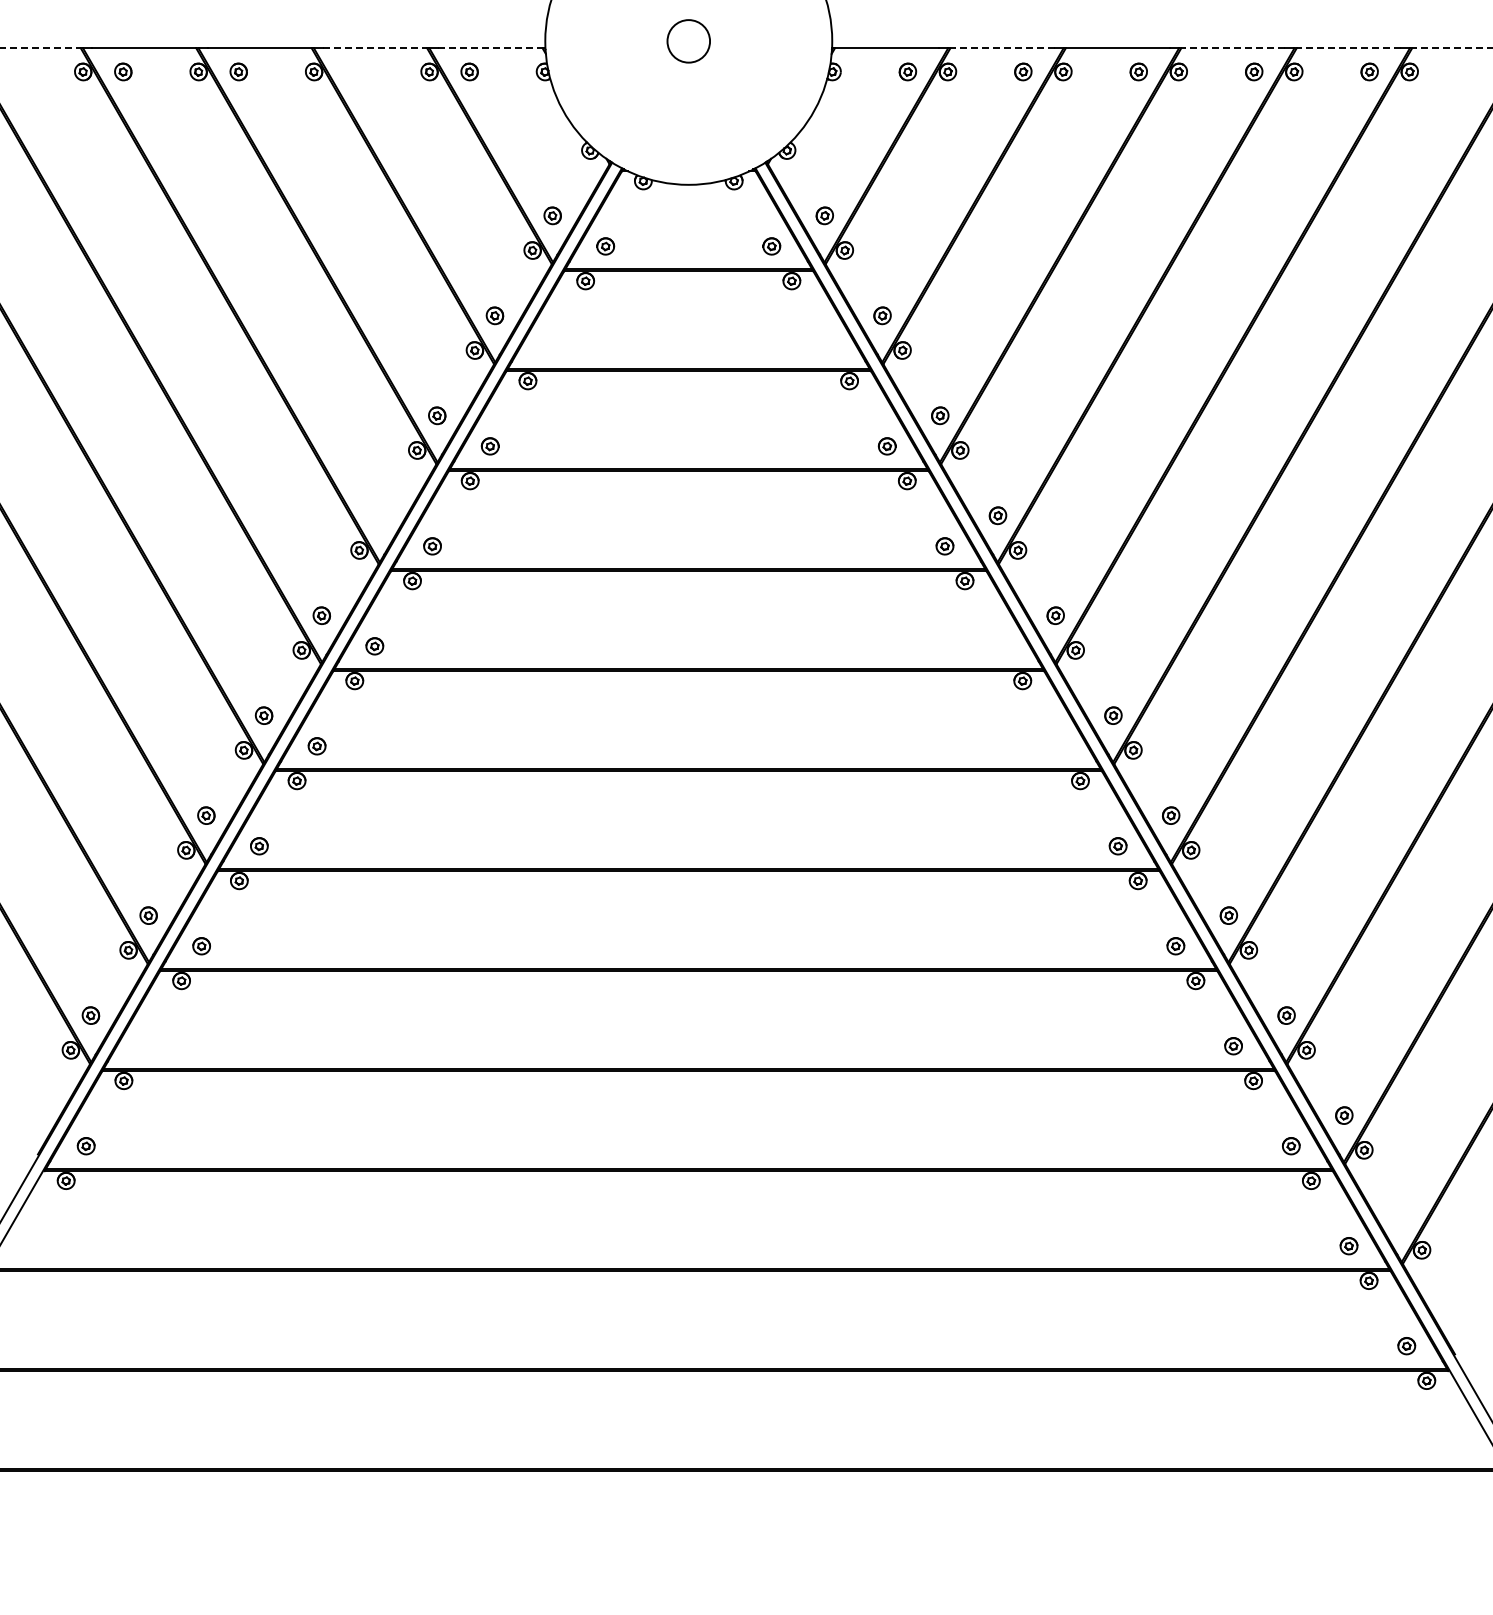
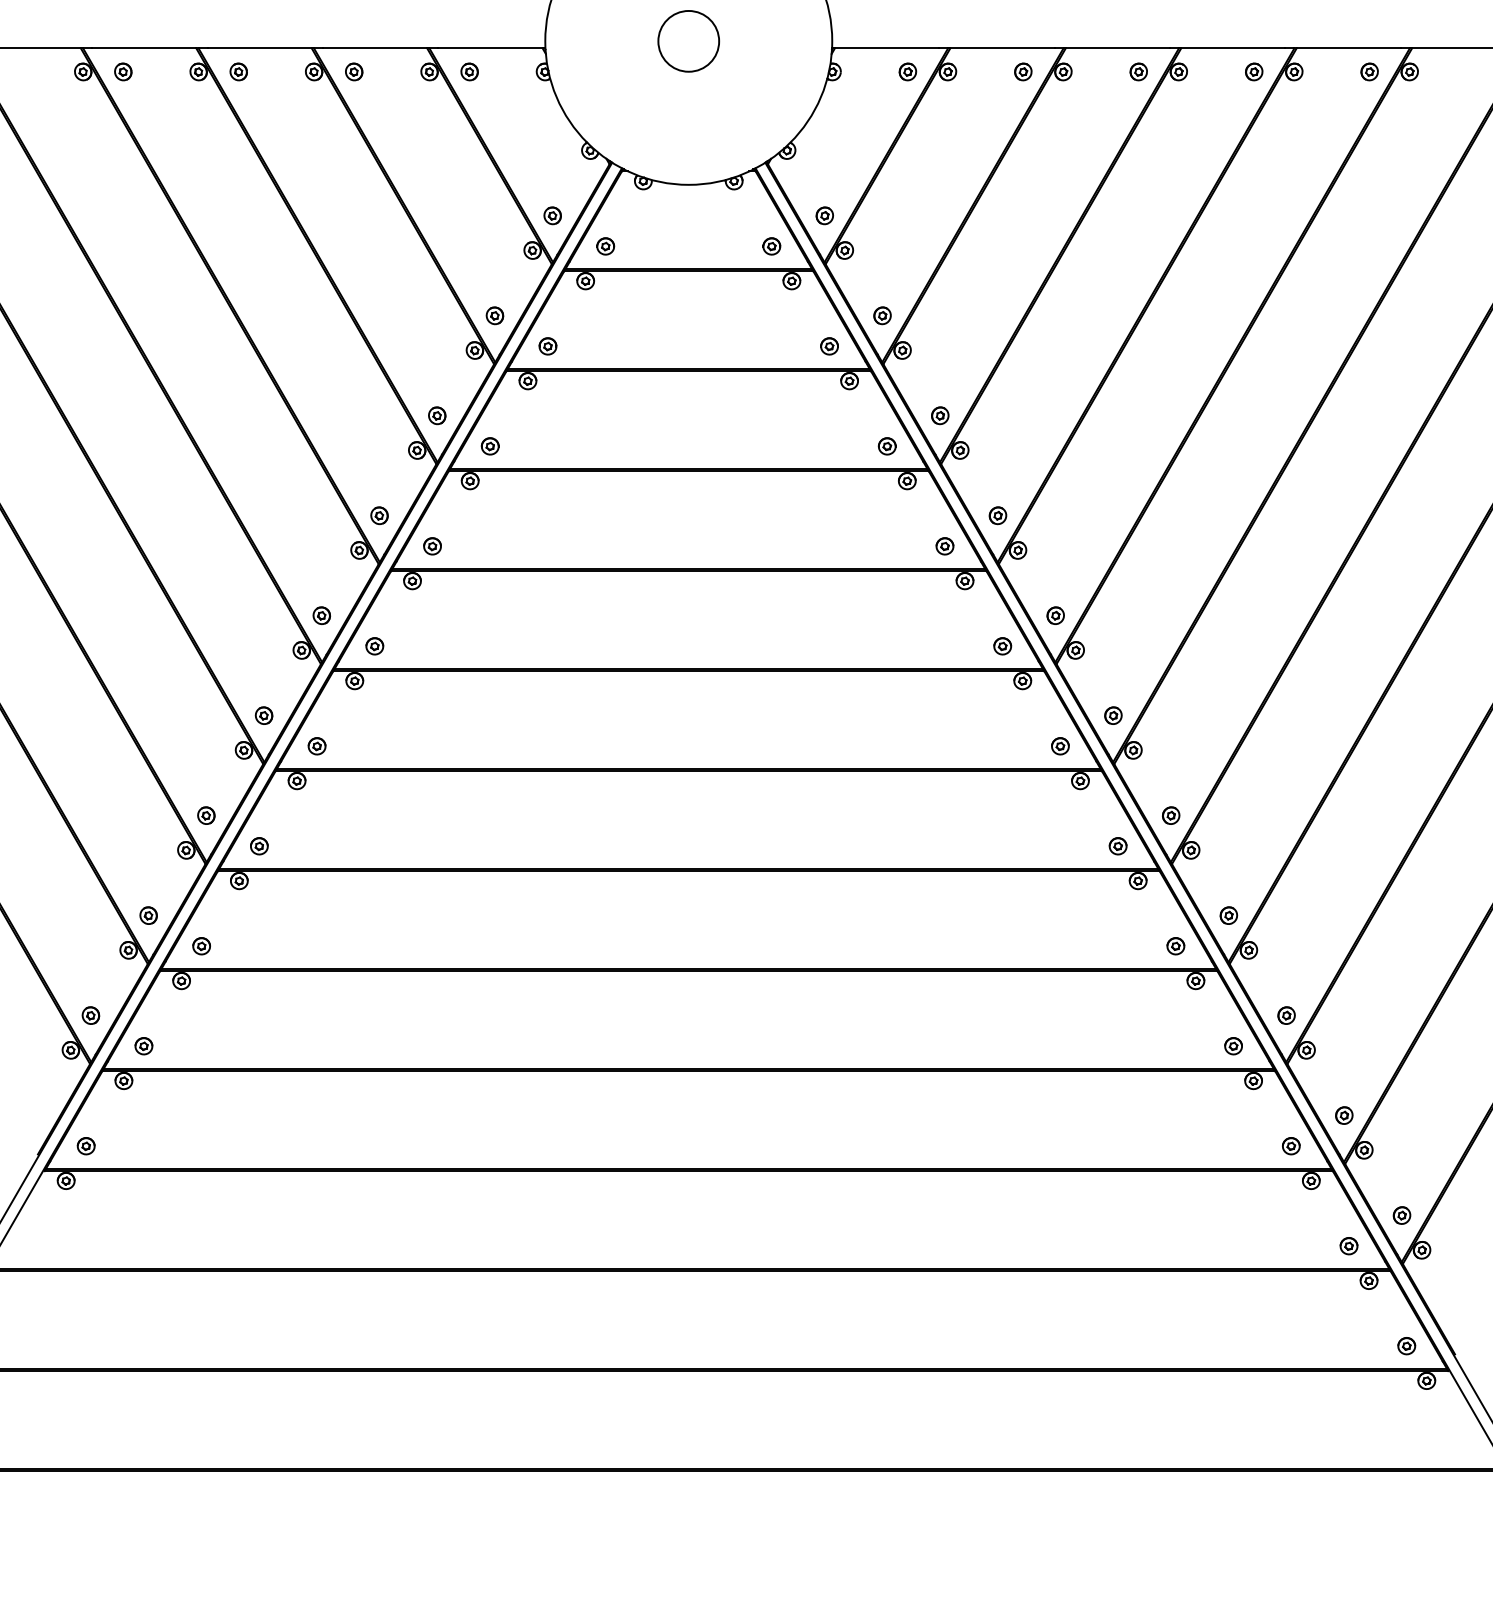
circle diameter: 43 px -> 61 px (688, 40)
line: dashed -> solid (41, 48)
line: dashed -> solid (375, 48)
line: dashed -> solid (491, 48)
line: dashed -> solid (1001, 48)
line: dashed -> solid (1232, 48)
line: dashed -> solid (1348, 48)
line: dashed -> solid (1451, 48)
part: none -> present (354, 71)
part: none -> present (547, 346)
part: none -> present (829, 346)
part: none -> present (379, 515)
part: none -> present (1002, 646)
part: none -> present (1060, 746)
part: none -> present (143, 1046)
part: none -> present (1401, 1215)
